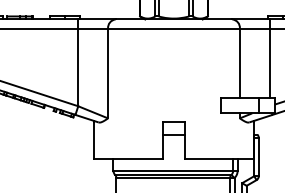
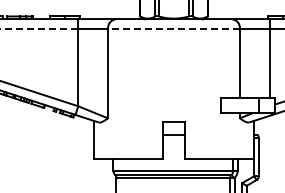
line: solid -> dashed (39, 28)
line: solid -> dashed (174, 28)
